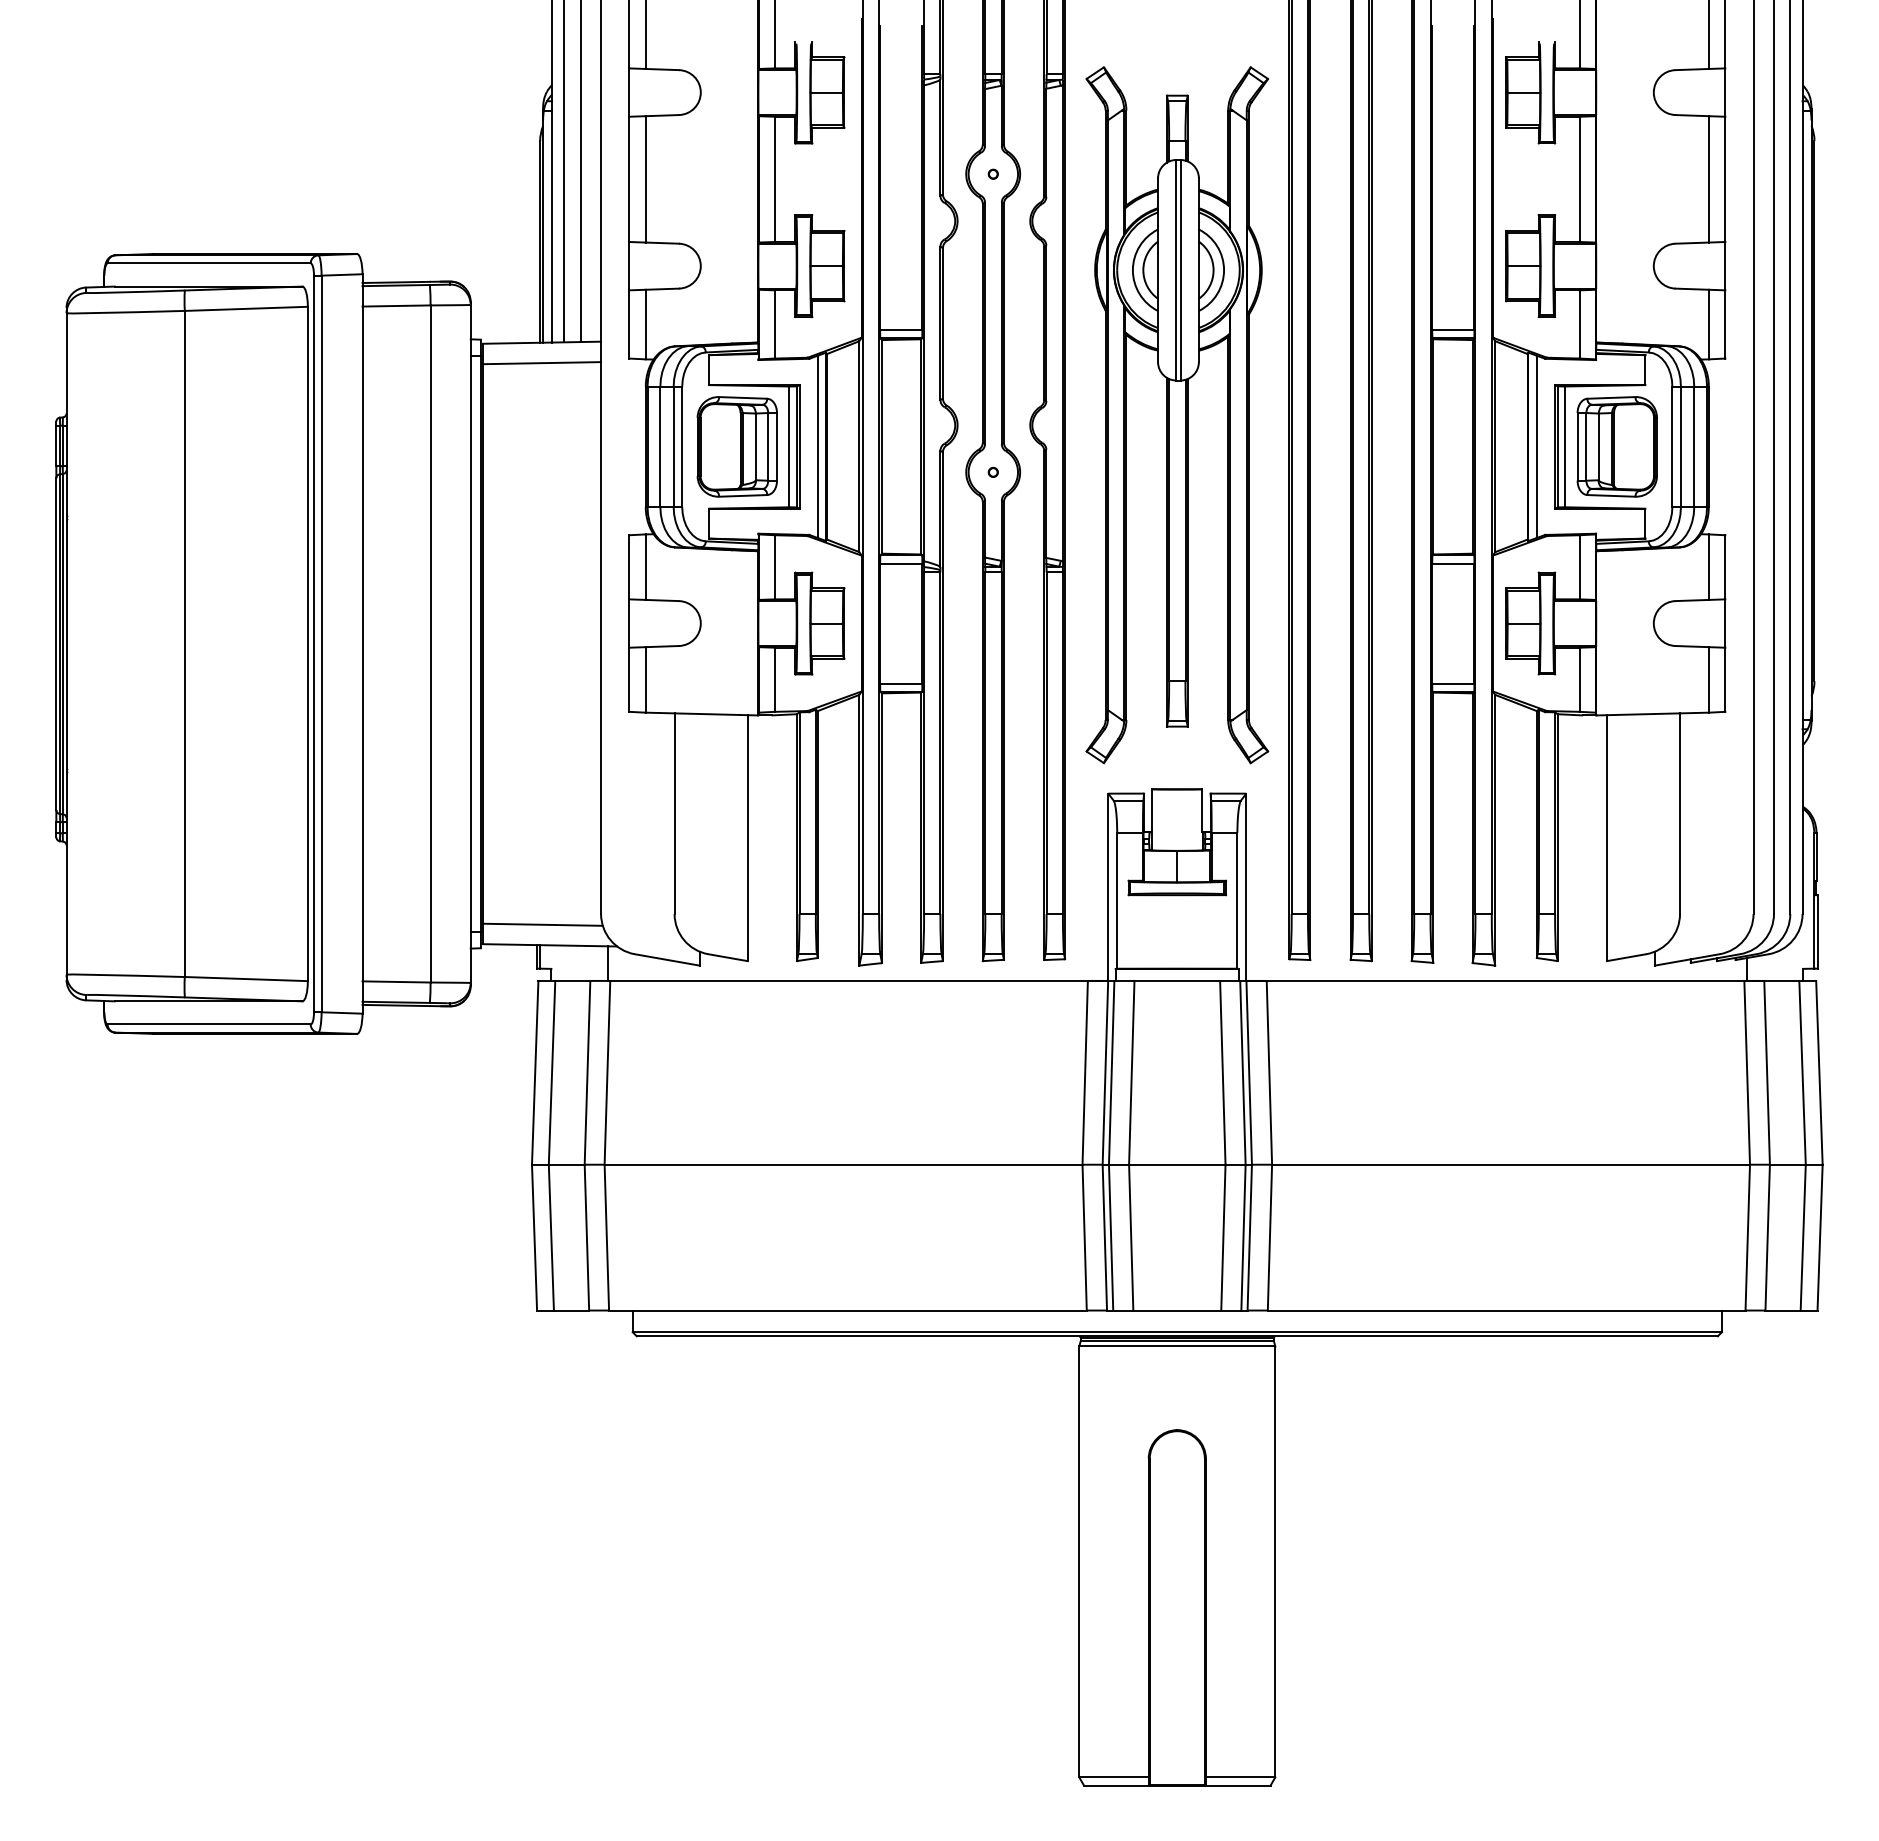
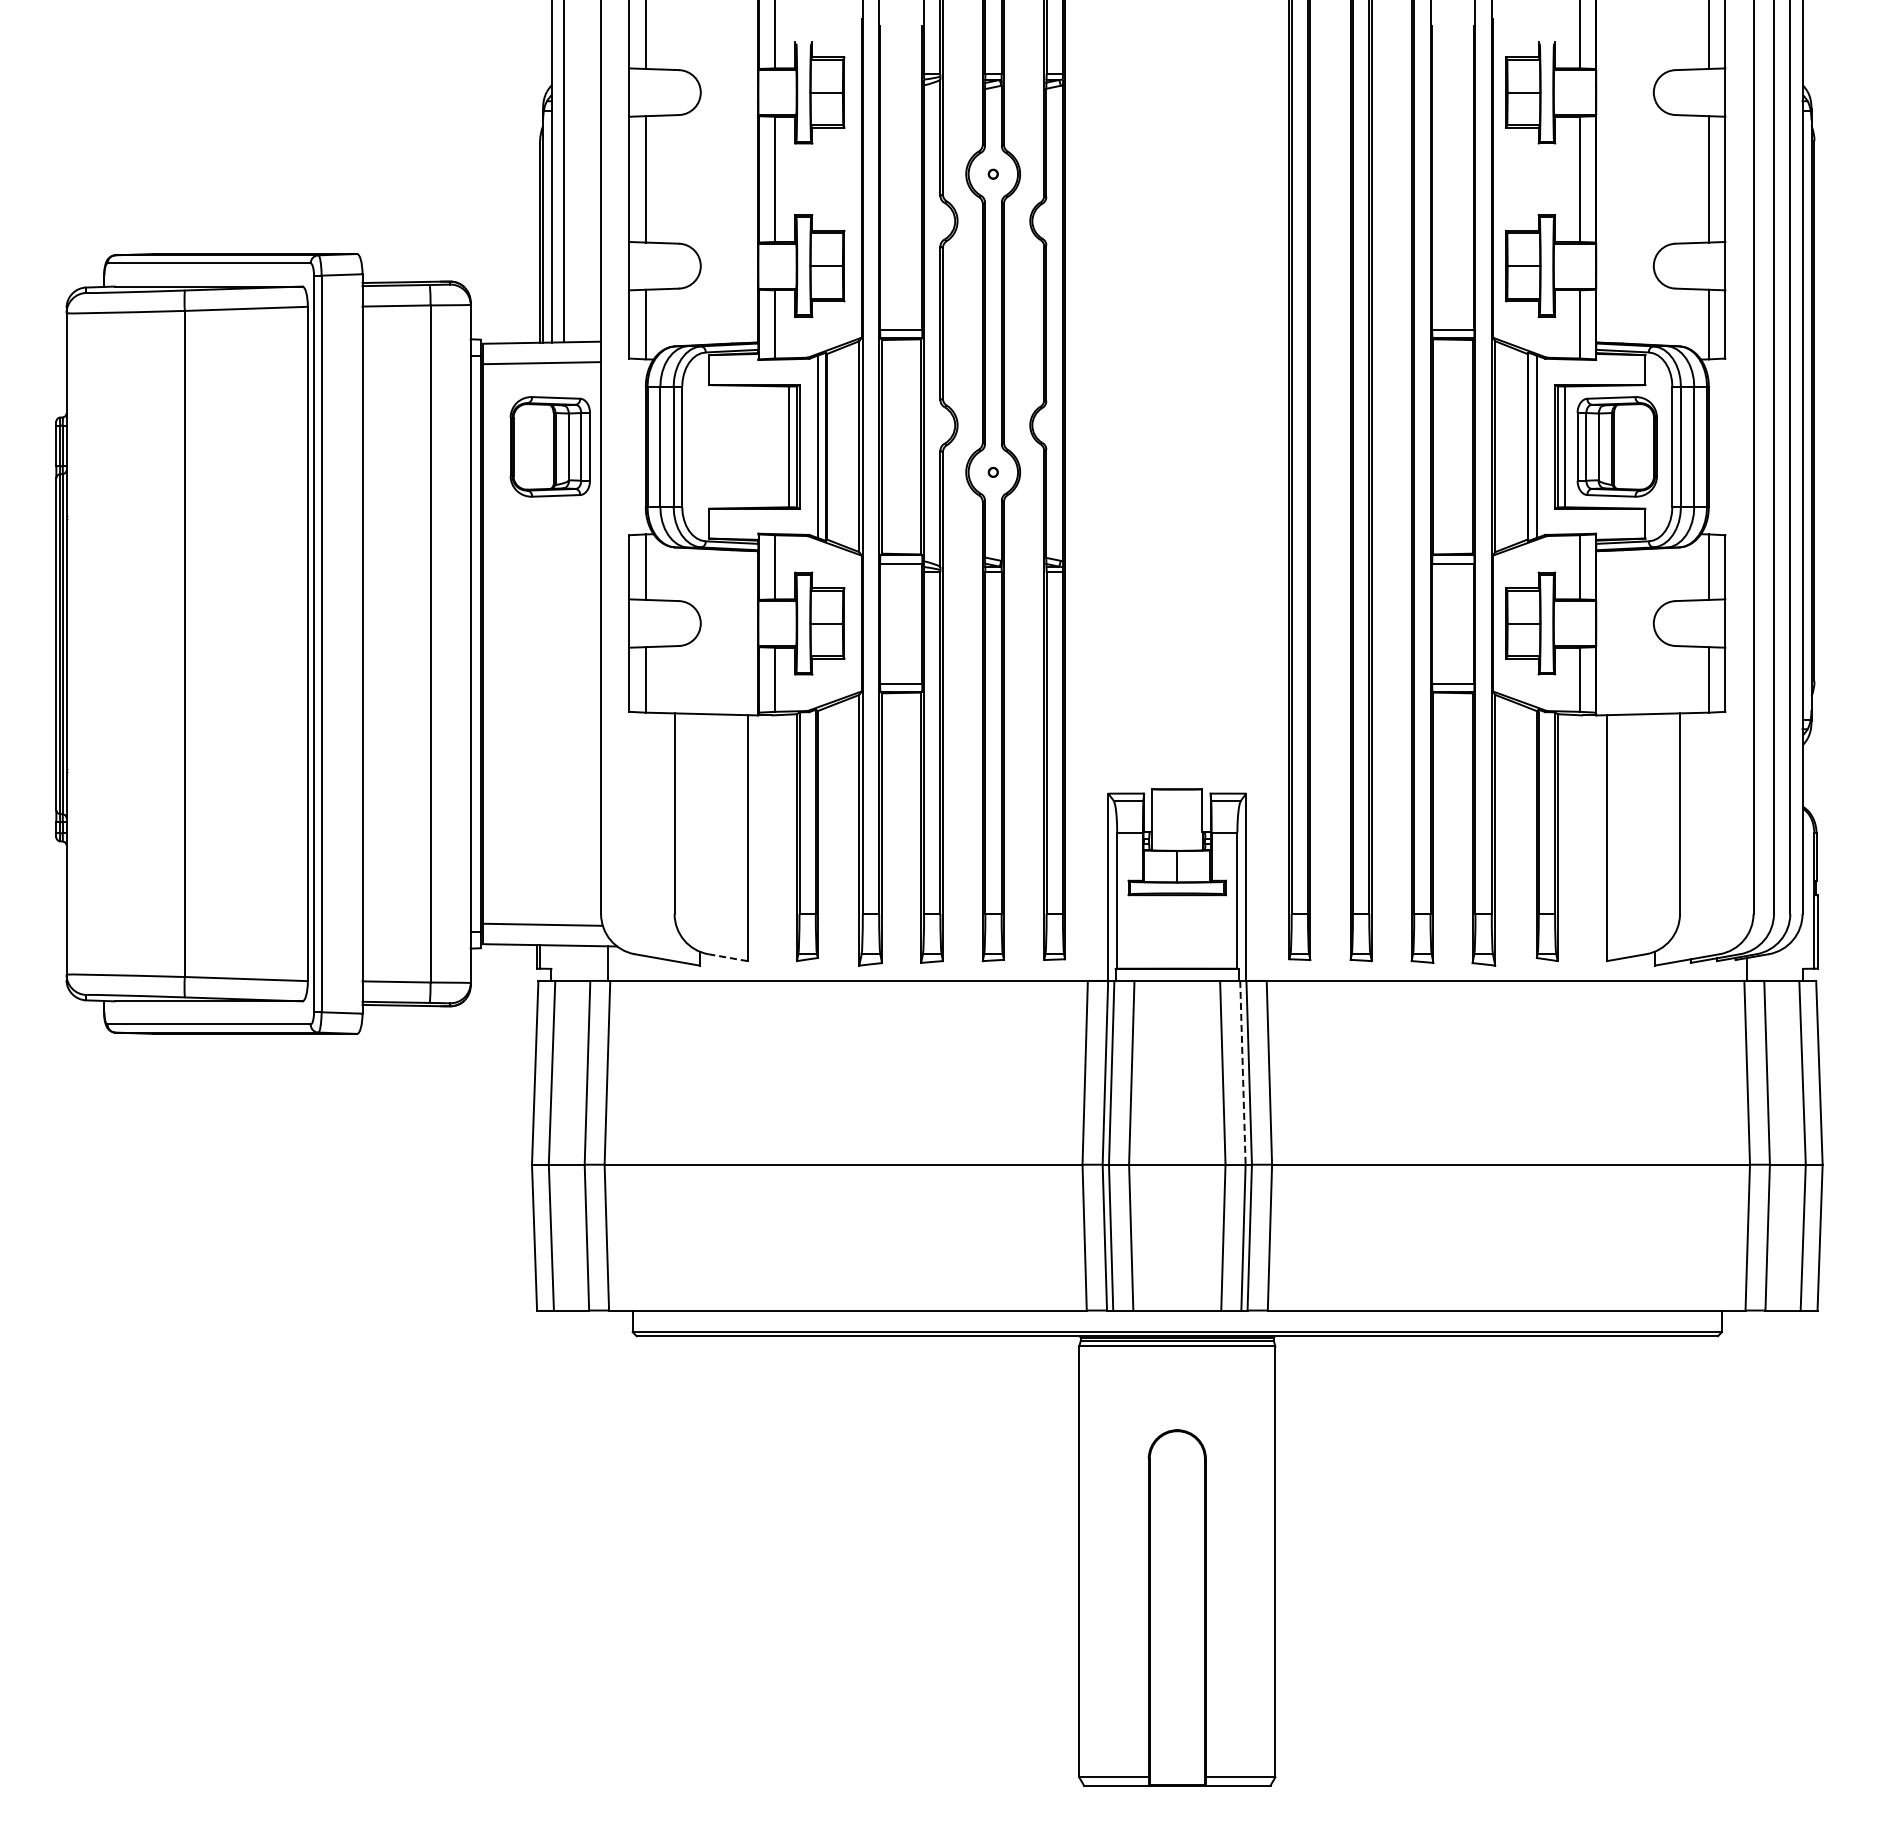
line: present -> none (580, 172)
part: present -> none (1177, 415)
part position: (736, 446) -> (549, 446) (549, 446)
line: solid -> dashed (727, 957)
line: solid -> dashed (1242, 1072)
